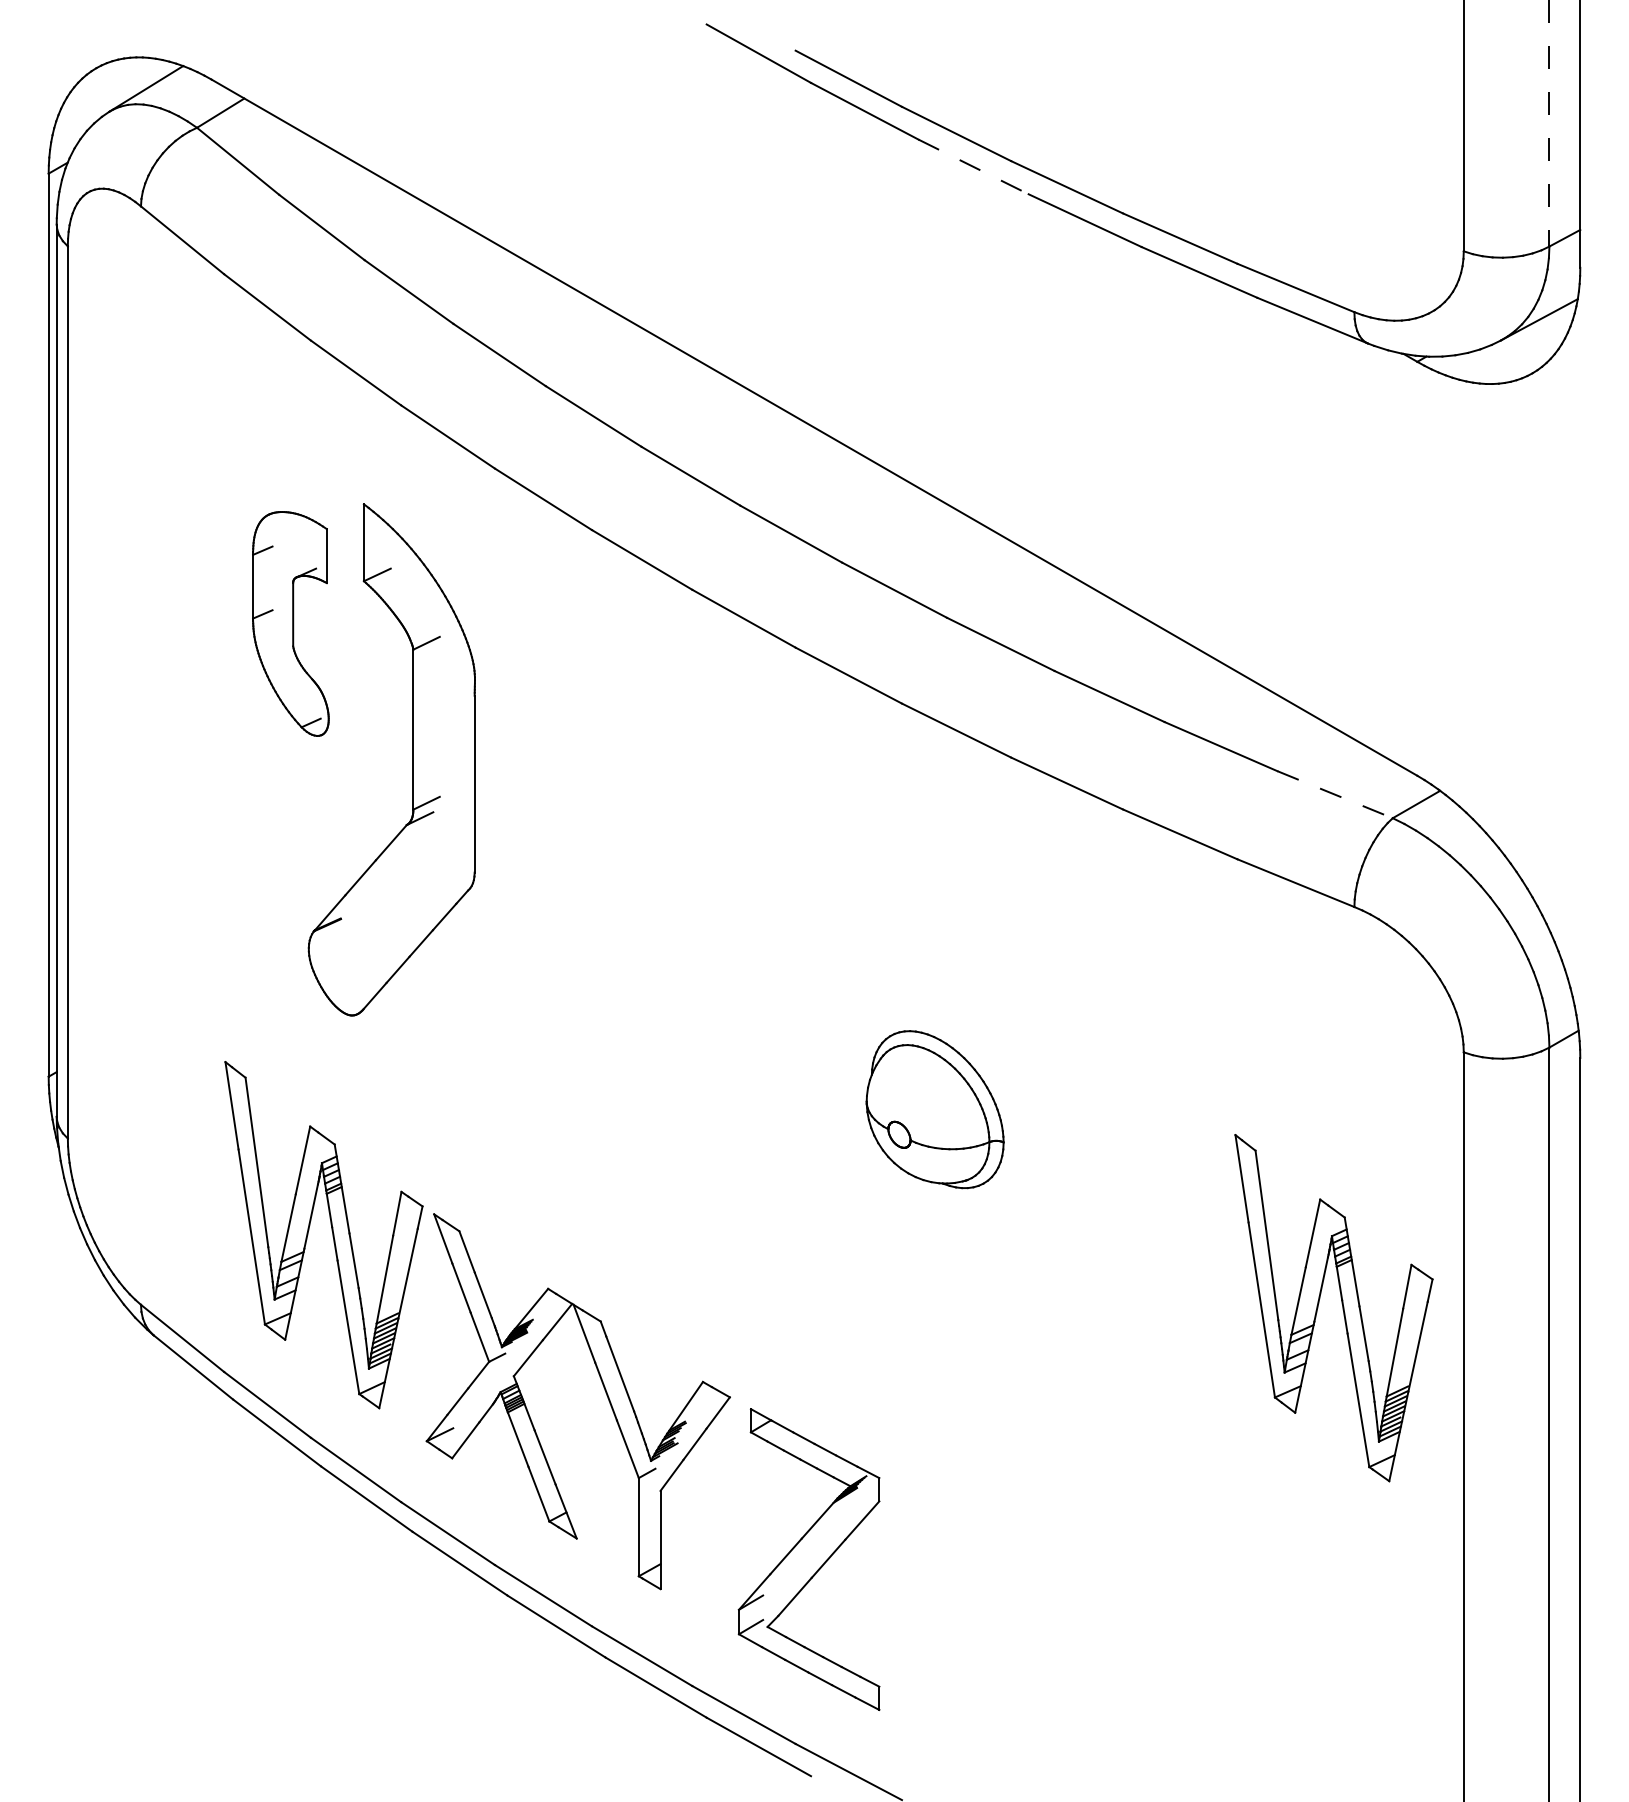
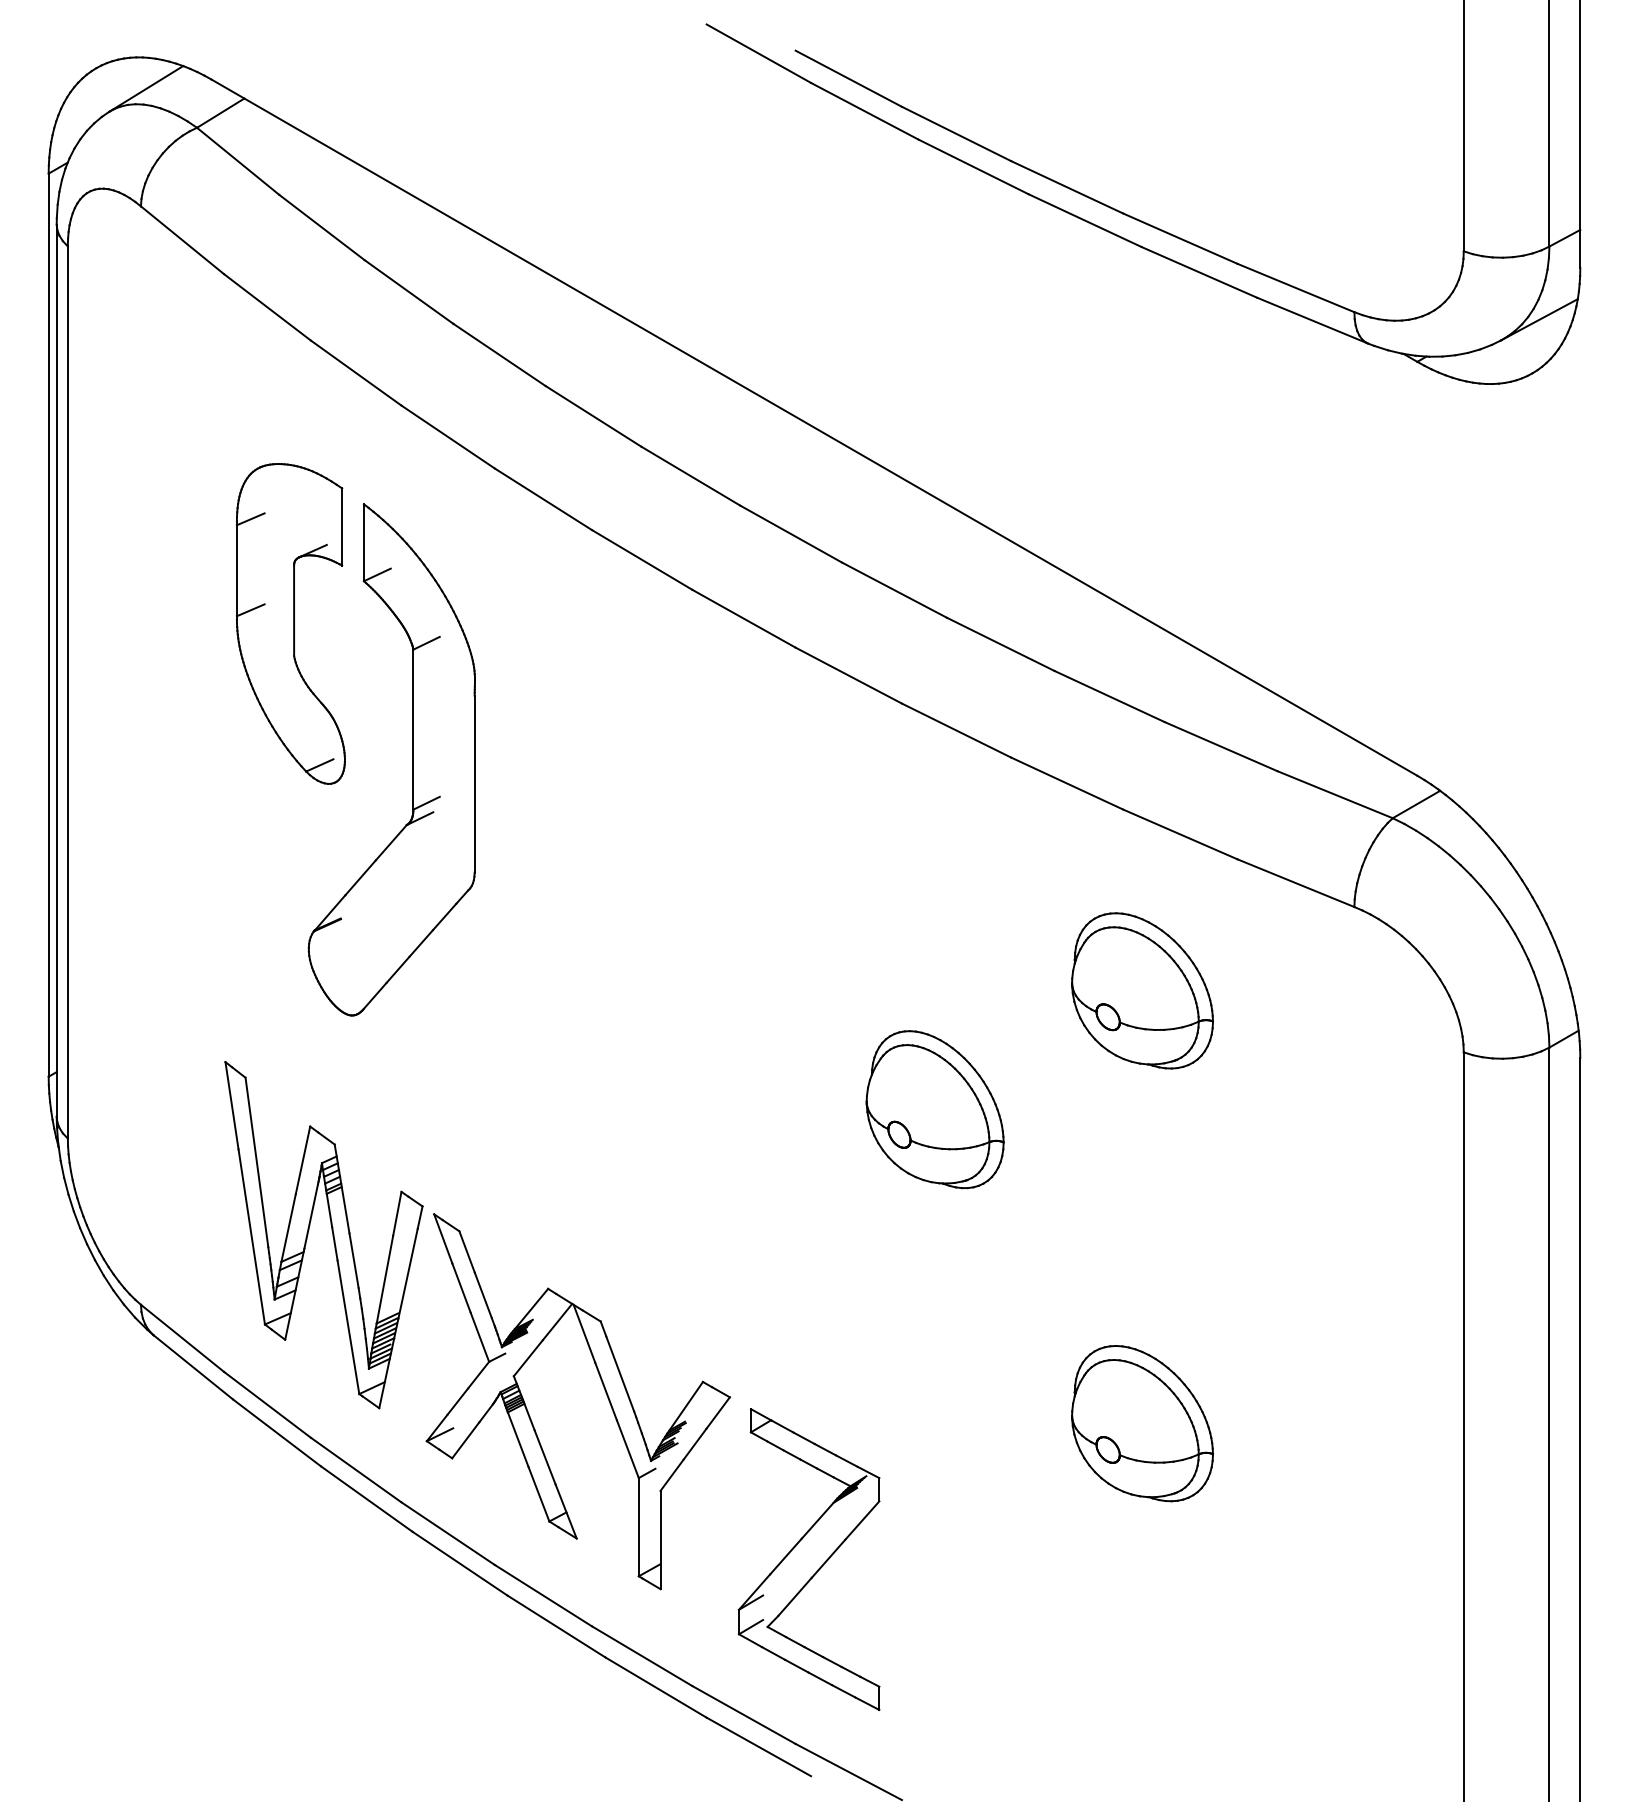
line: dashed -> solid (1549, 123)
line: dashed -> solid (973, 166)
part size: 78x226 px -> 110x322 px (290, 623)
line: dashed -> solid (1335, 794)
part: none -> present (1142, 990)
part: present -> none (1342, 1308)
part: none -> present (1142, 1423)
